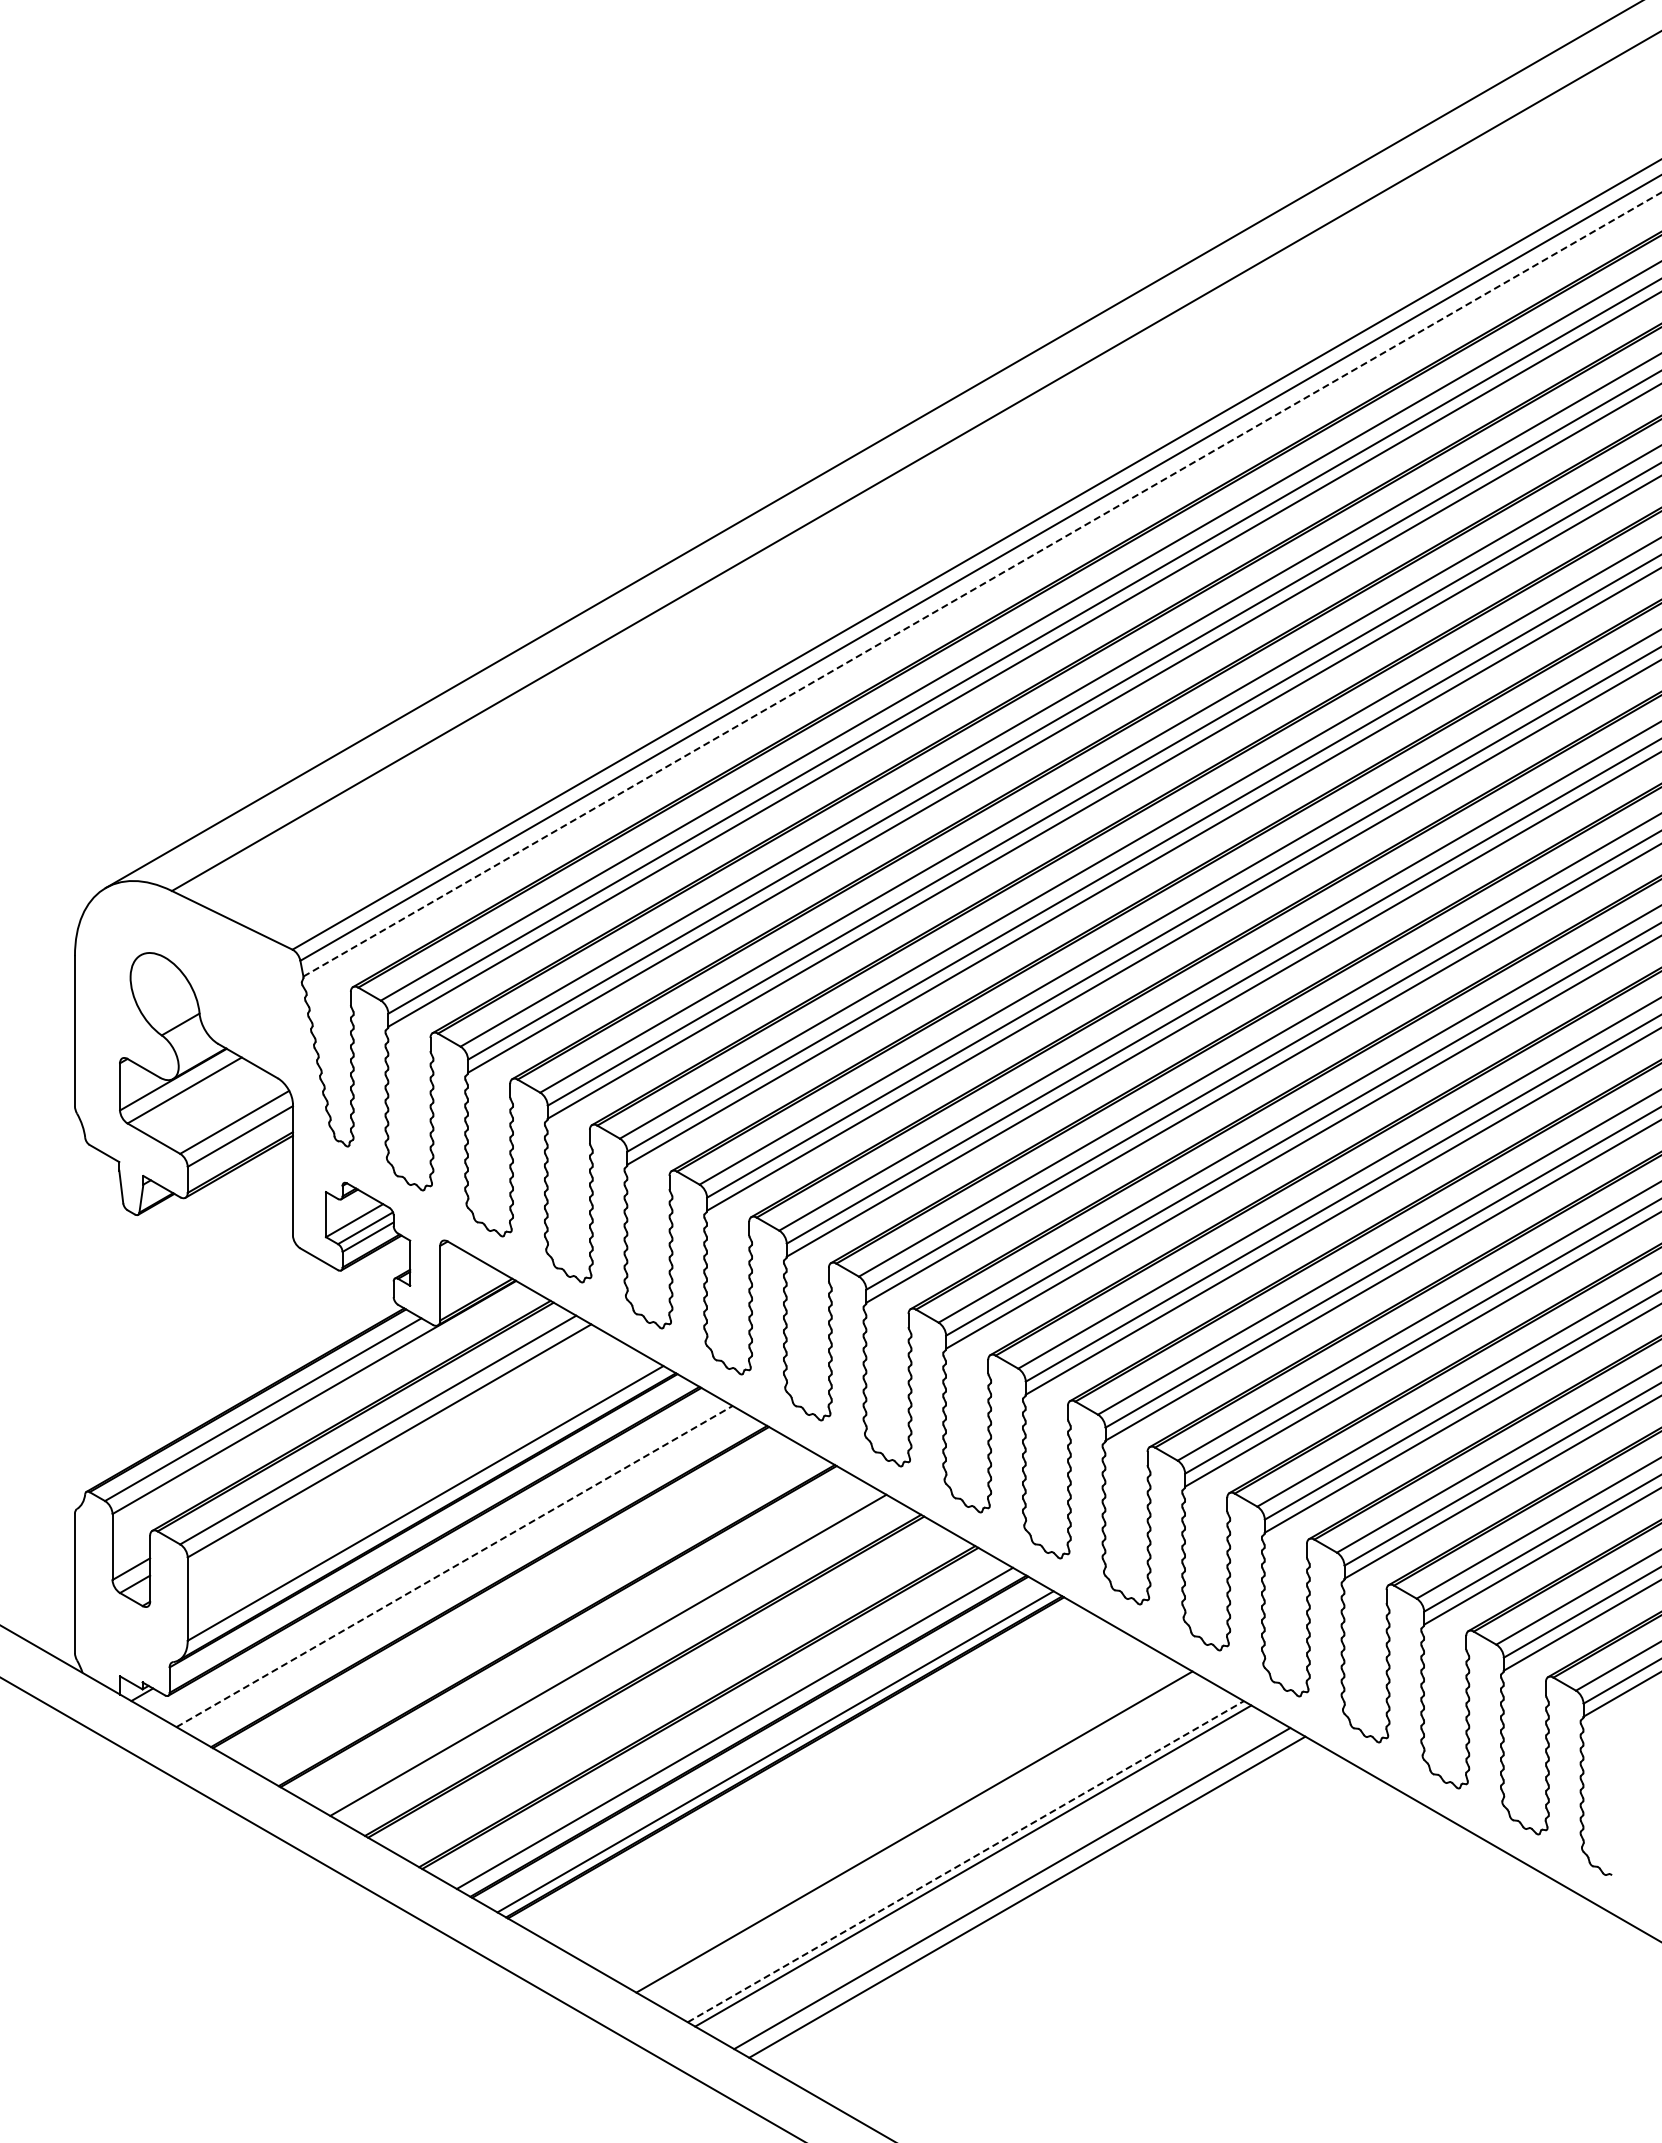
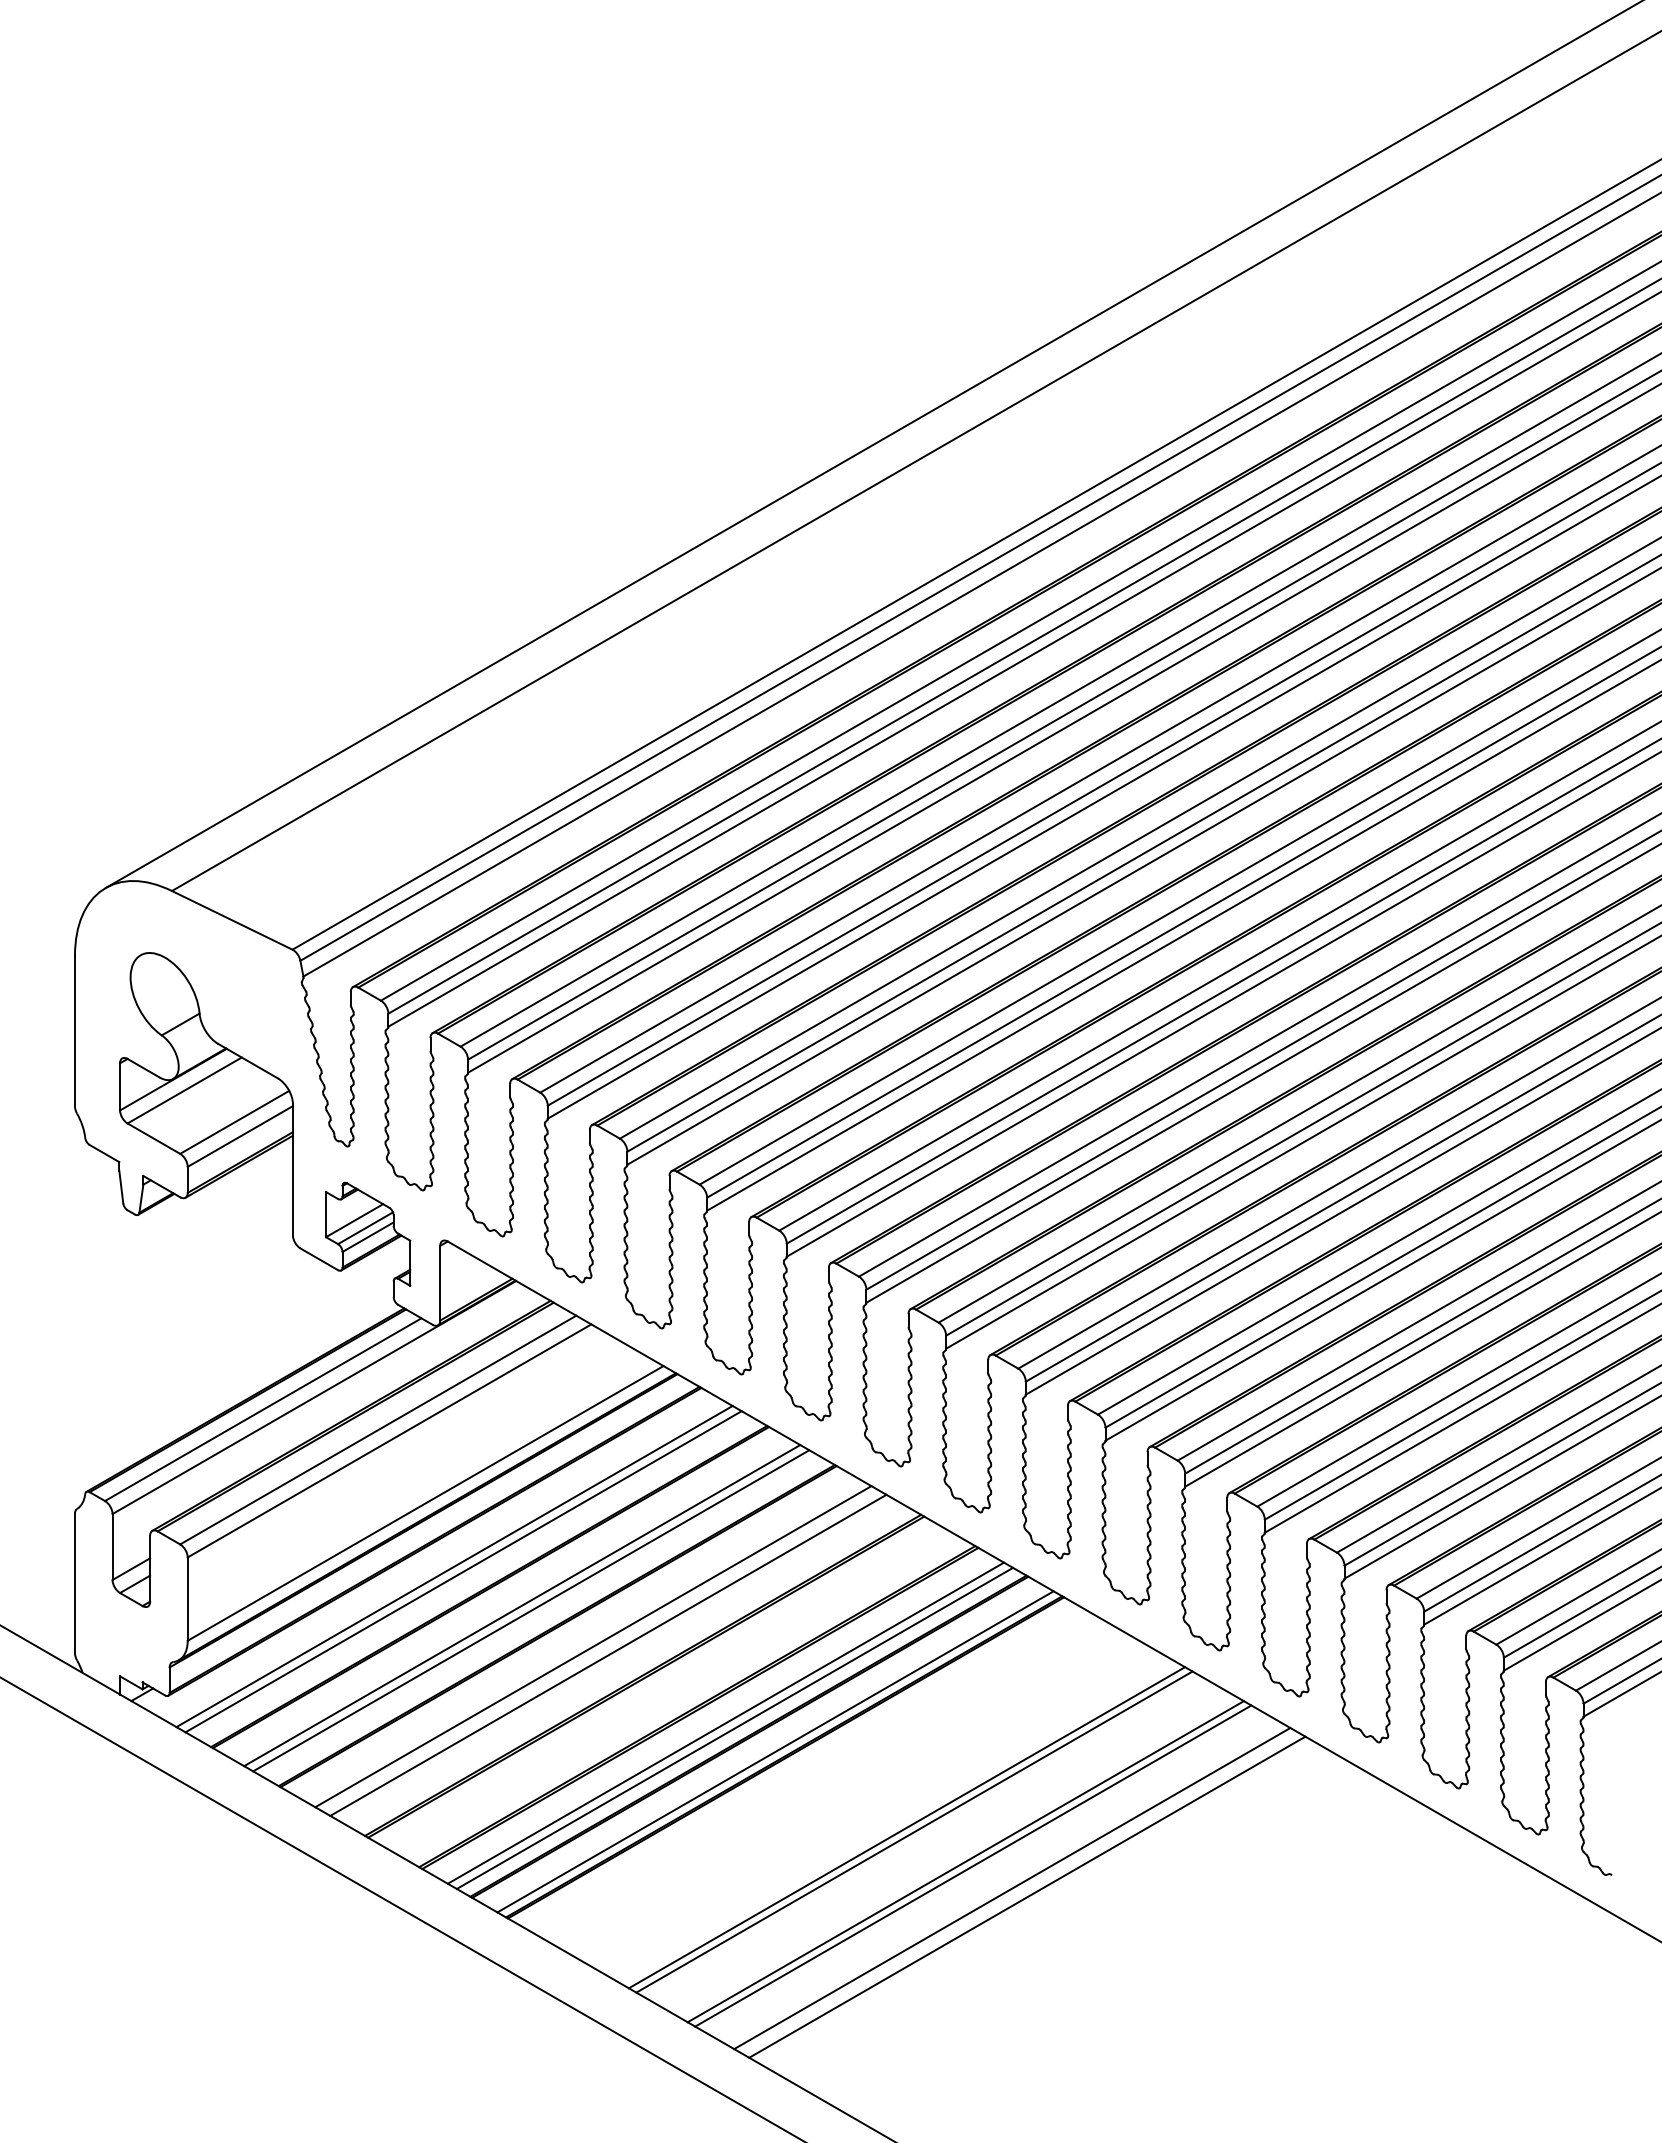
line: dashed -> solid (982, 584)
line: dashed -> solid (455, 1566)
line: none -> present (463, 1571)
line: none -> present (522, 1605)
line: none -> present (531, 1610)
line: none -> present (593, 1646)
line: none -> present (725, 1722)
line: none -> present (906, 1827)
line: dashed -> solid (966, 1861)
